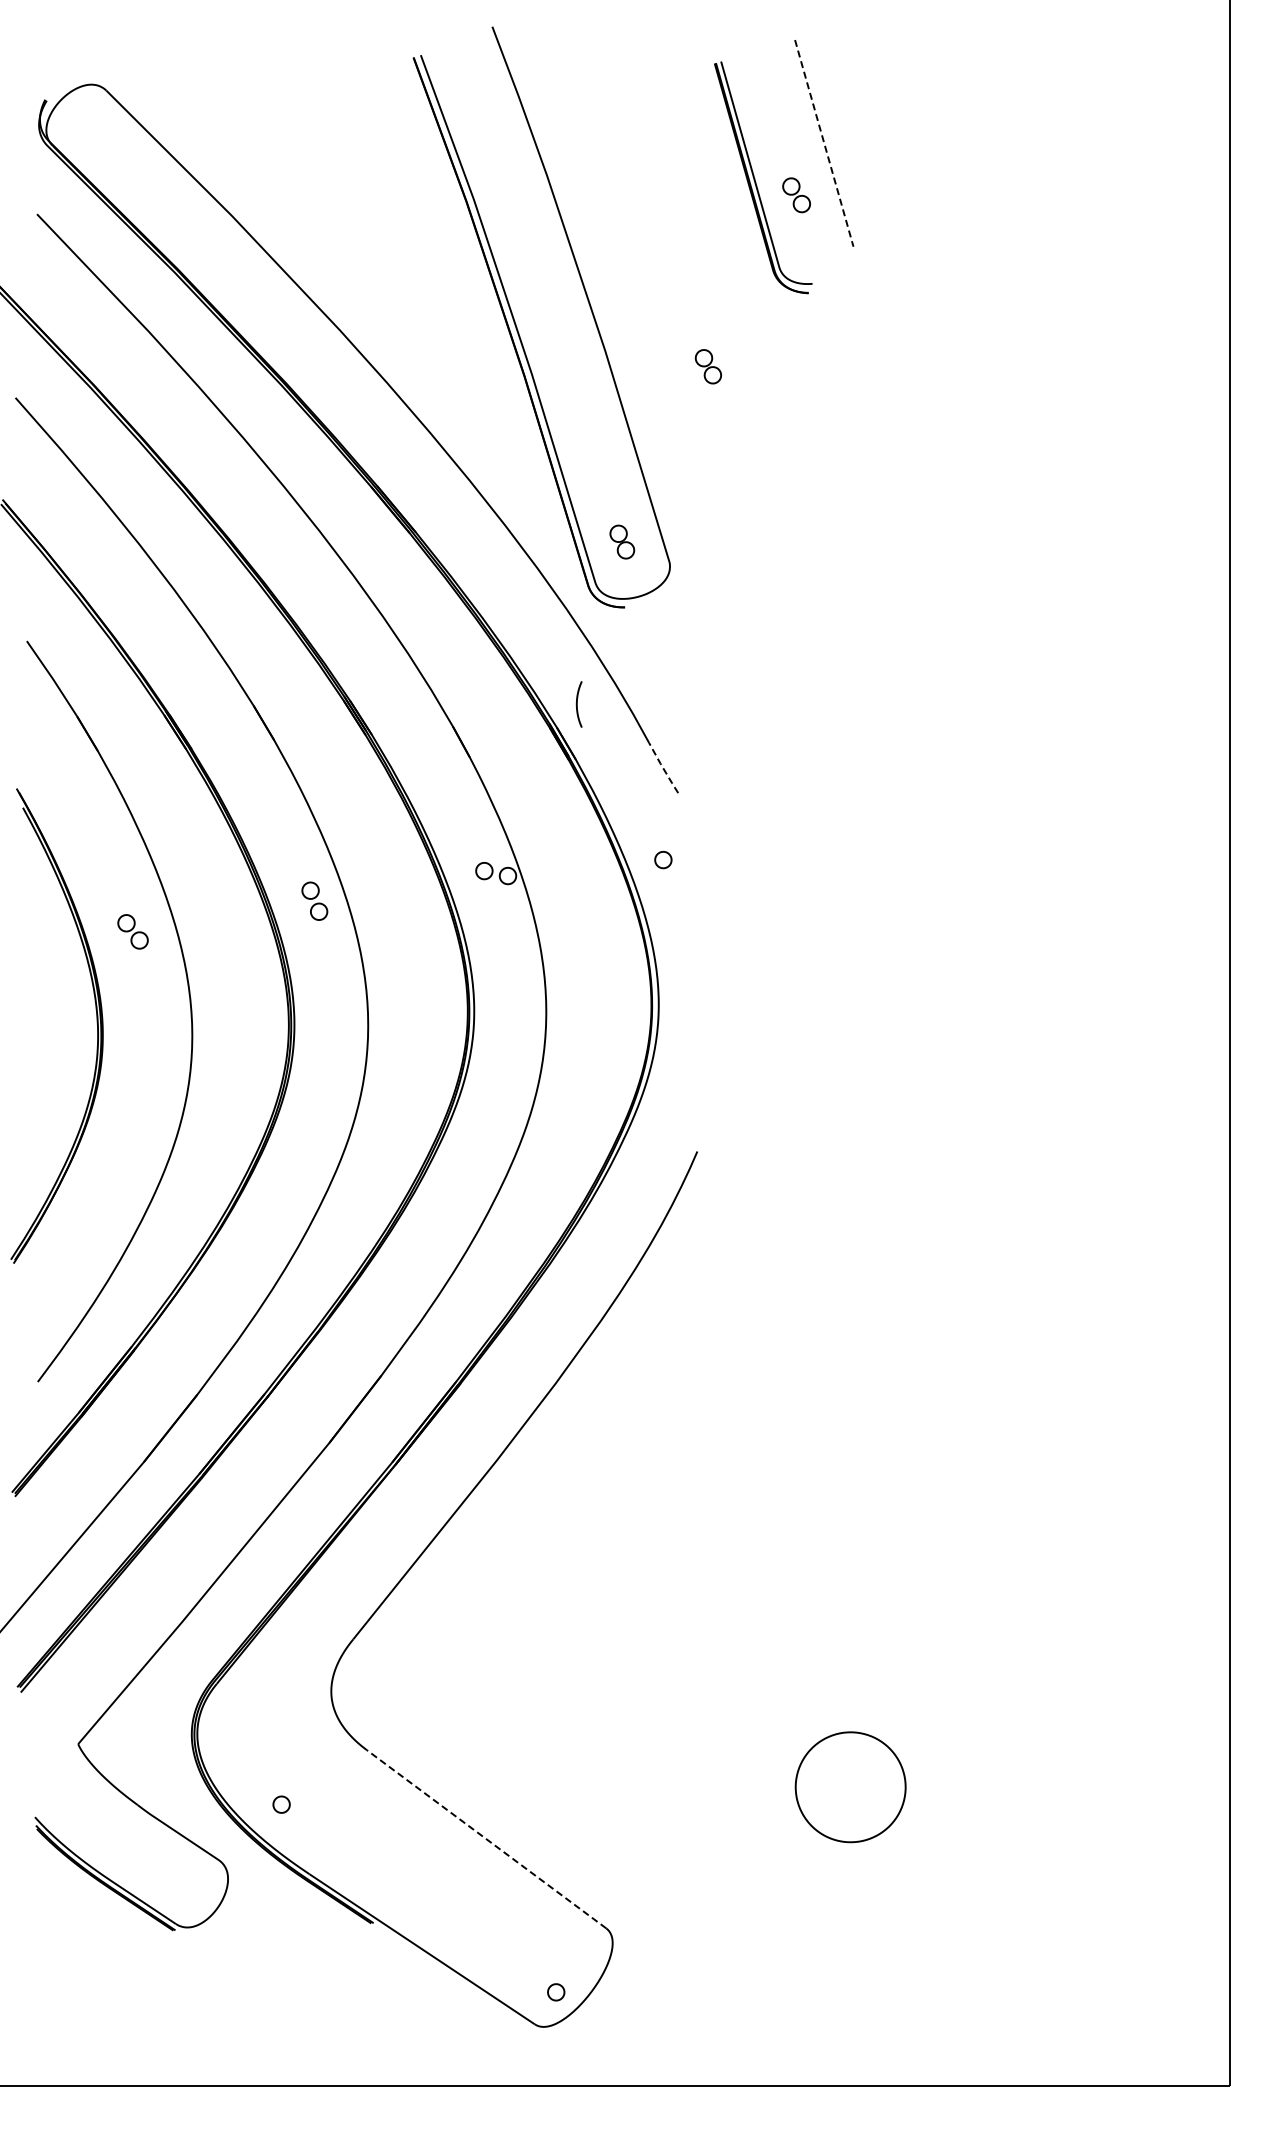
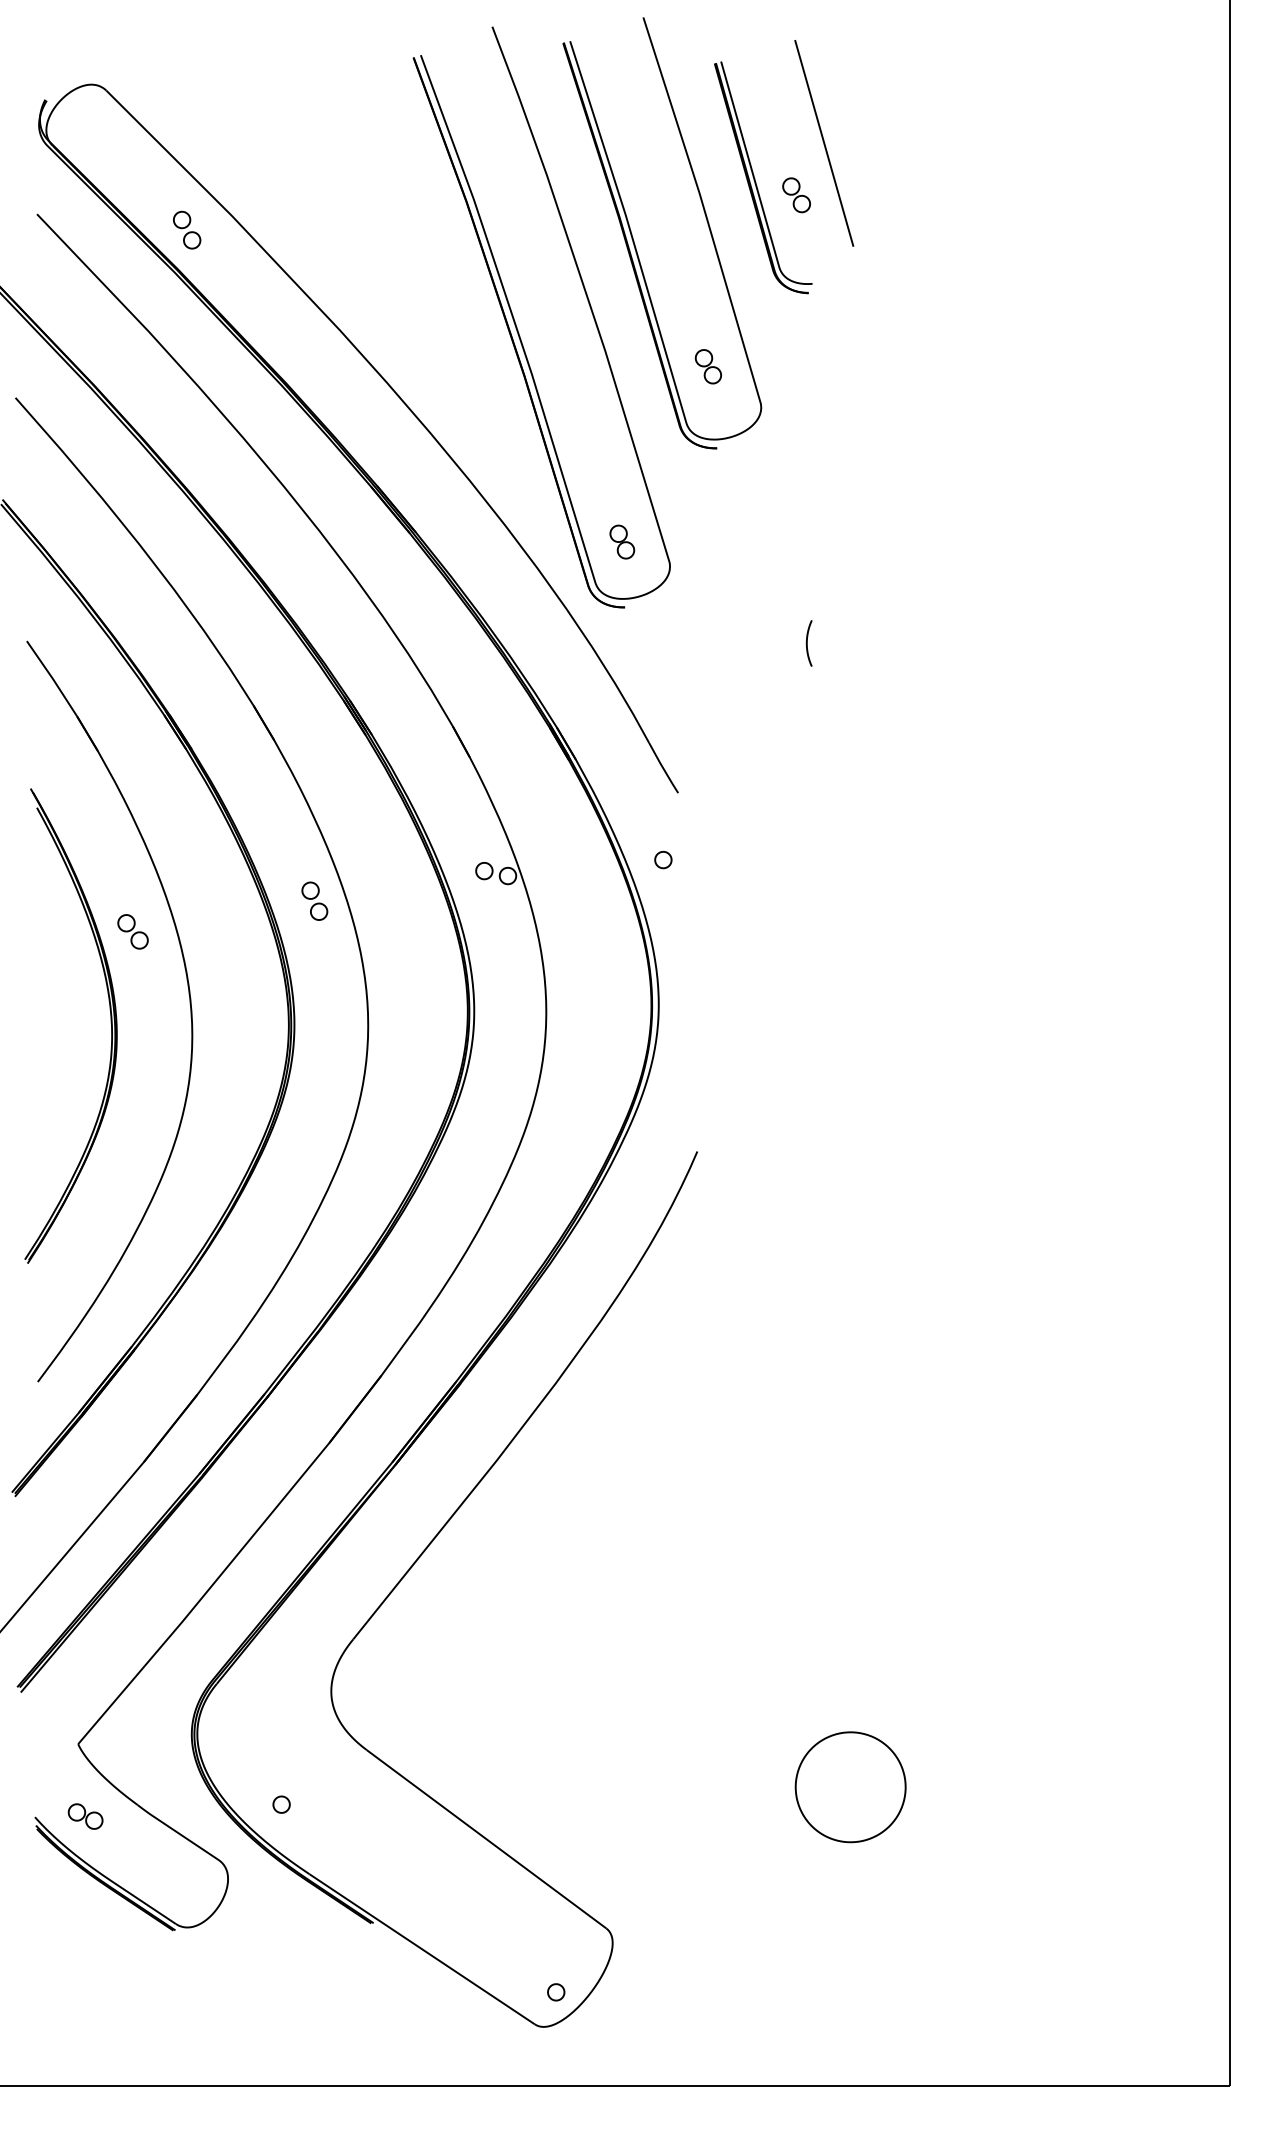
line: dashed -> solid (824, 143)
part: none -> present (187, 229)
part: none -> present (634, 240)
curve position: (577, 704) -> (807, 643) (807, 643)
line: dashed -> solid (663, 768)
part position: (96, 1023) -> (110, 1023) (110, 1023)
part: none -> present (85, 1816)
line: dashed -> solid (486, 1838)
